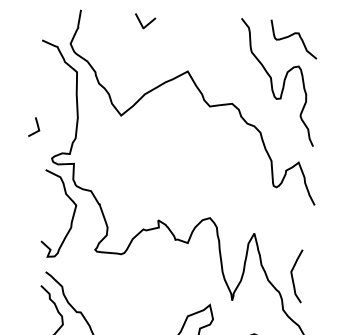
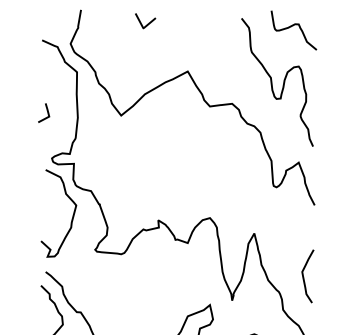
curve position: (291, 36) -> (291, 27) (291, 27)
line position: (36, 124) -> (46, 110) (46, 110)
curve position: (293, 277) -> (304, 277) (304, 277)
